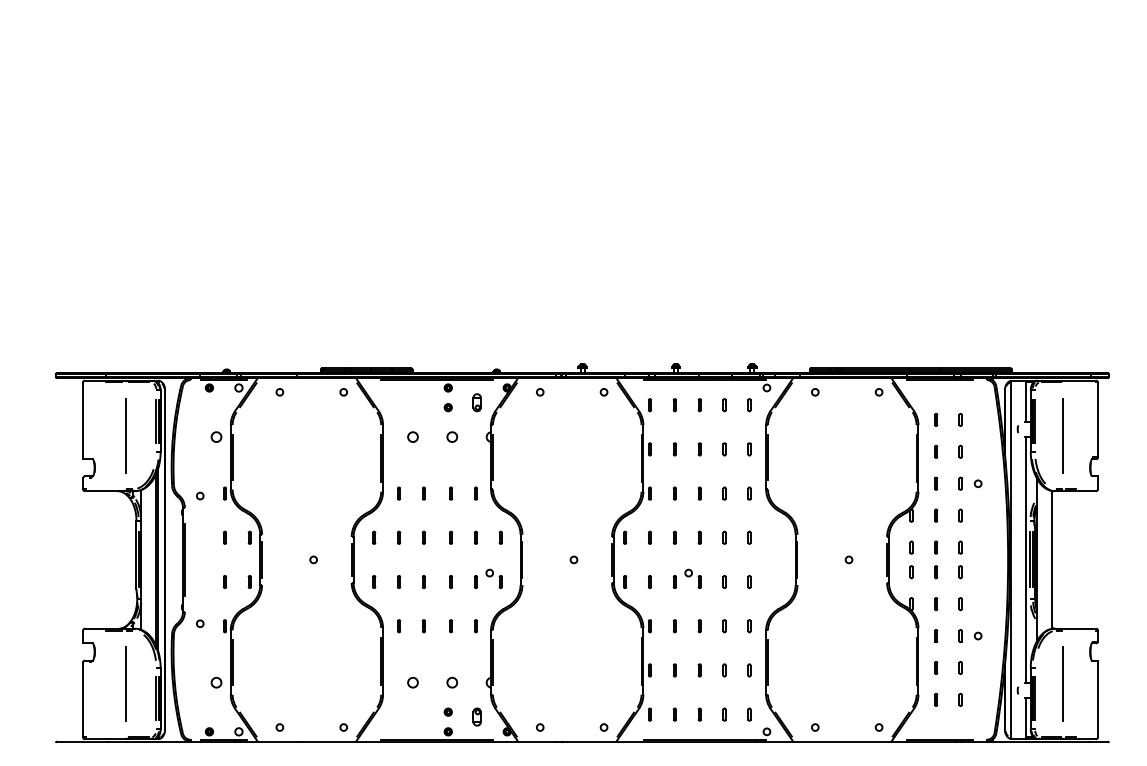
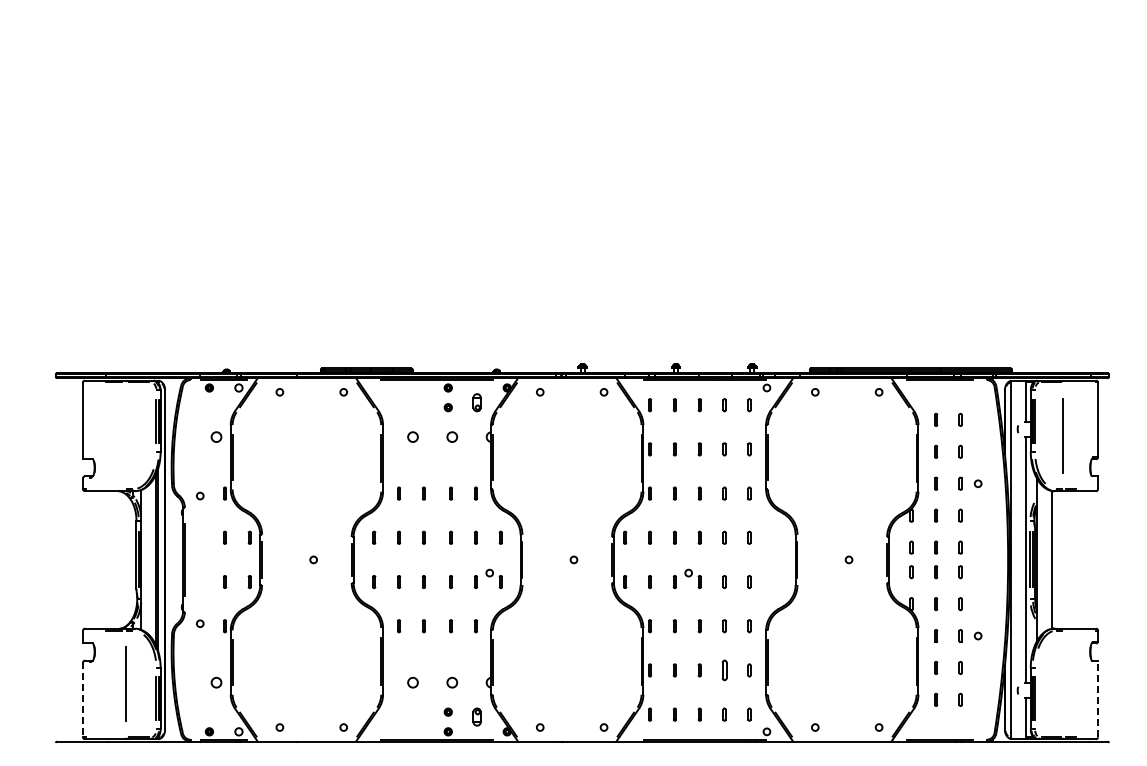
line: present -> none (126, 435)
part size: 5x15 px -> 7x23 px (724, 670)
line: present -> none (1062, 683)
line: solid -> dashed (1097, 698)
line: solid -> dashed (83, 700)
